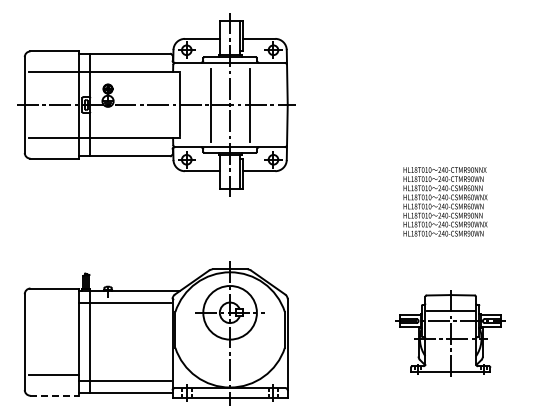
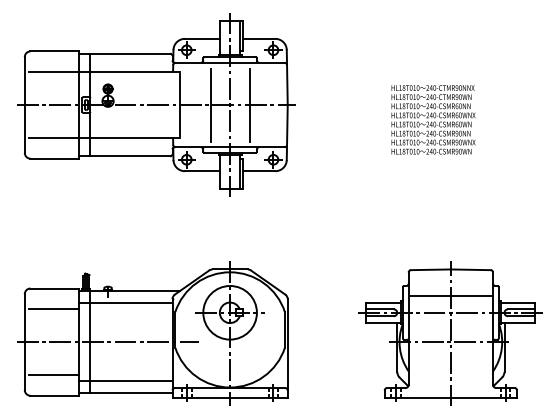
text position: (445, 201) -> (433, 119) (433, 119)
line: none -> present (53, 309)
part size: 111x87 px -> 185x145 px (450, 333)
line: none -> present (107, 342)
line: dashed -> solid (55, 395)
